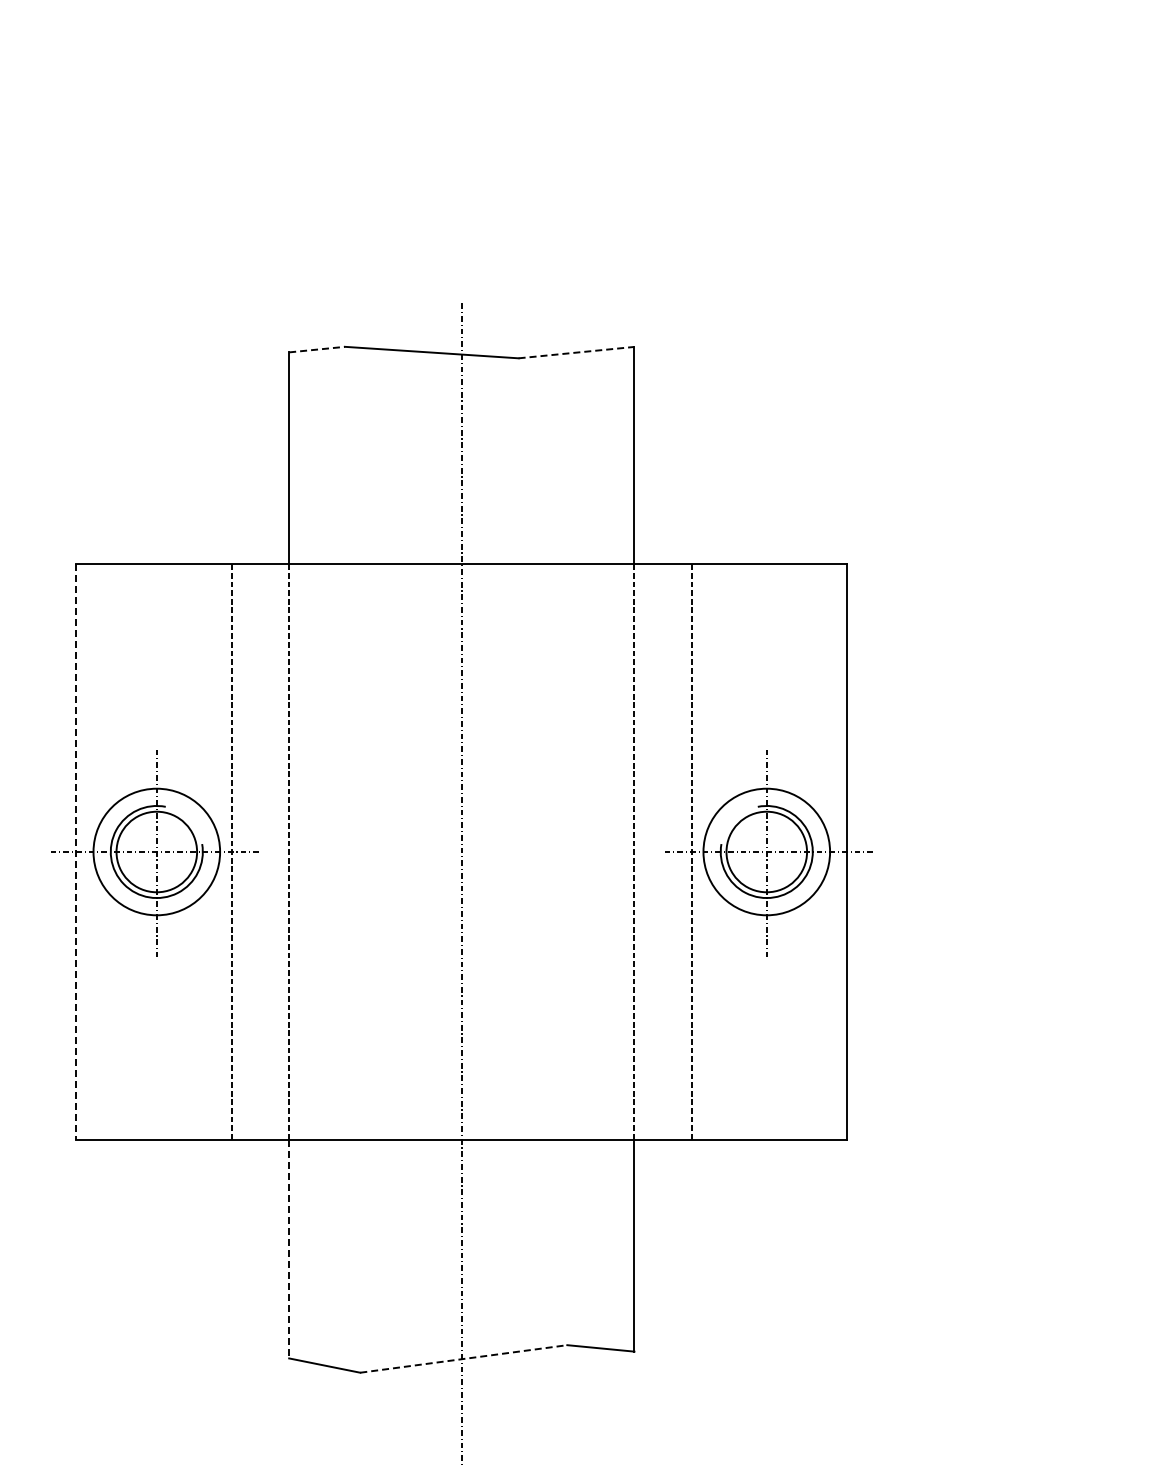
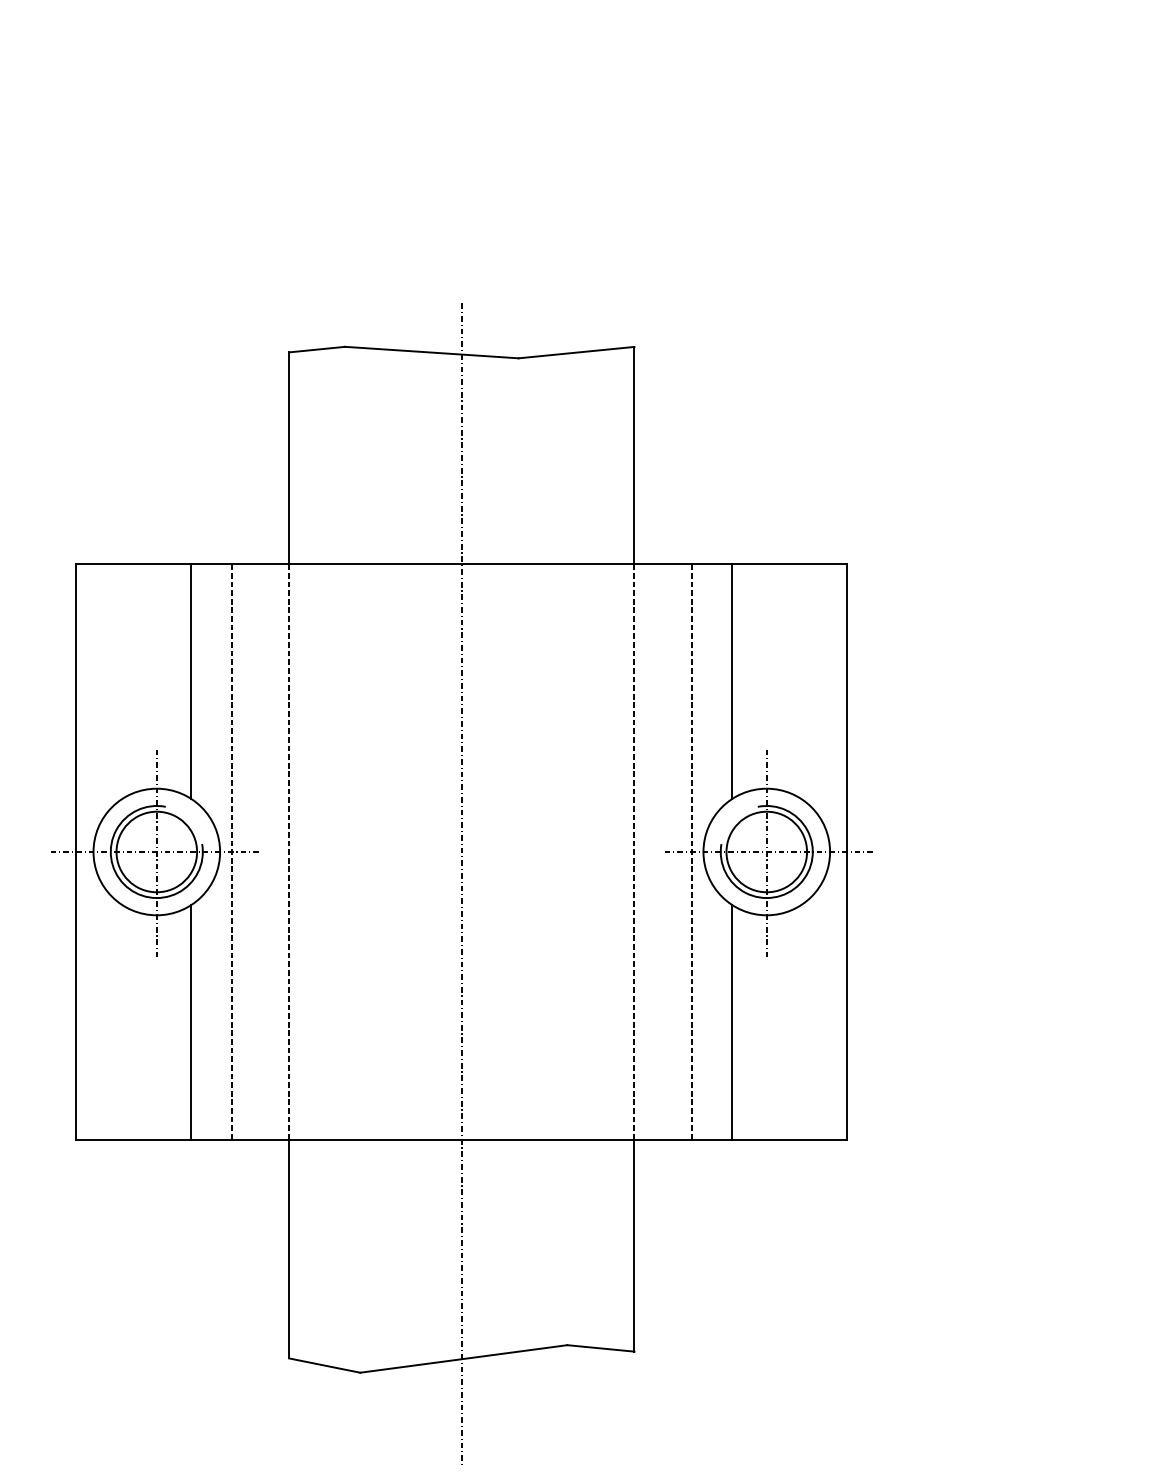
line: dashed -> solid (317, 349)
line: dashed -> solid (577, 352)
line: none -> present (191, 681)
line: none -> present (732, 681)
line: dashed -> solid (76, 852)
line: none -> present (191, 1022)
line: none -> present (732, 1022)
line: dashed -> solid (289, 1249)
line: dashed -> solid (464, 1358)
